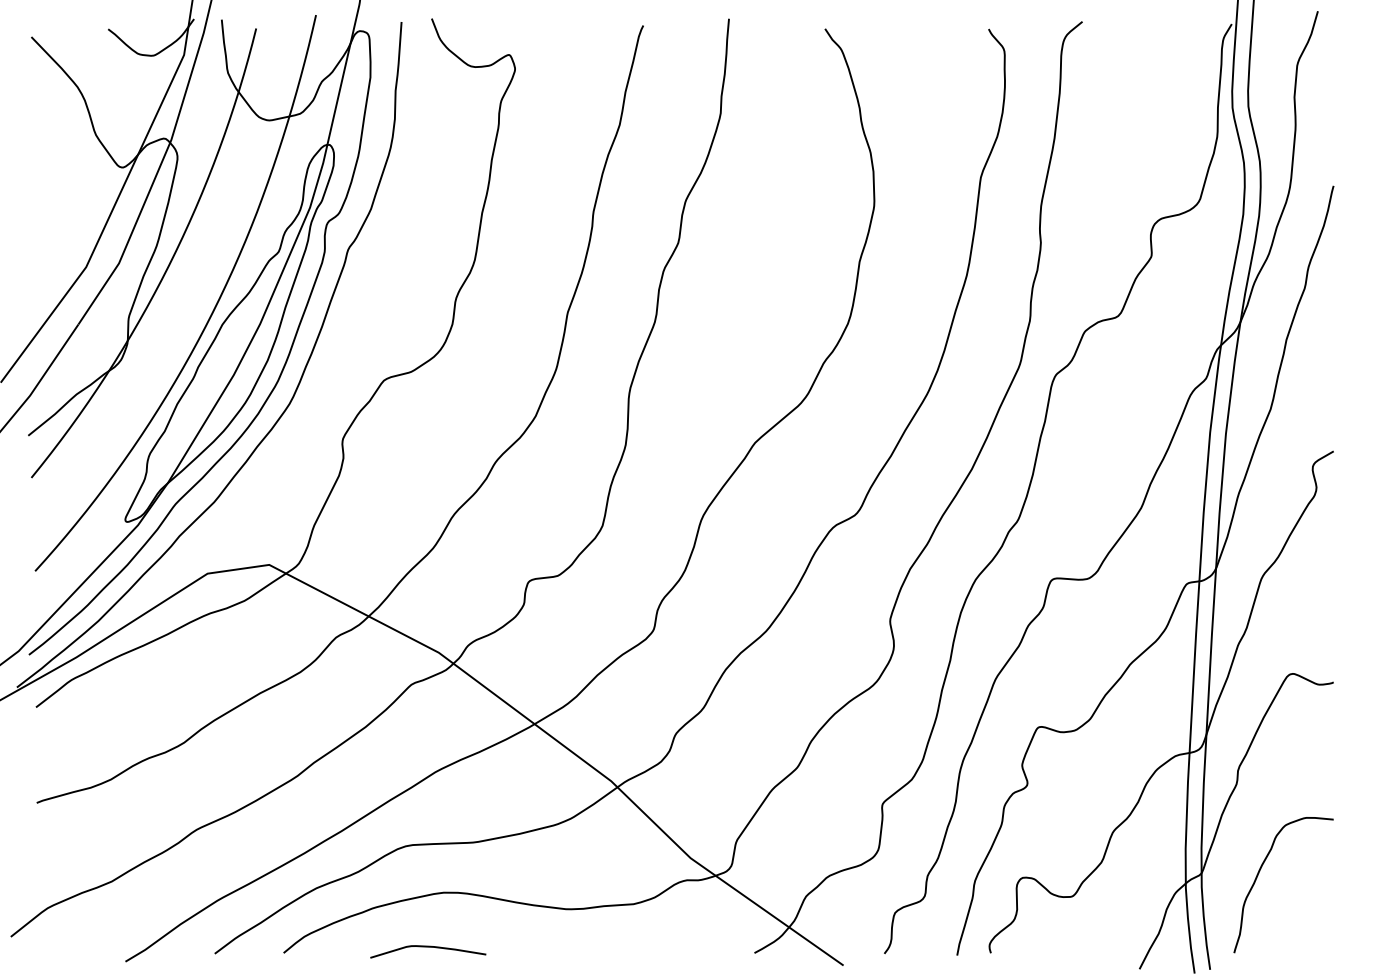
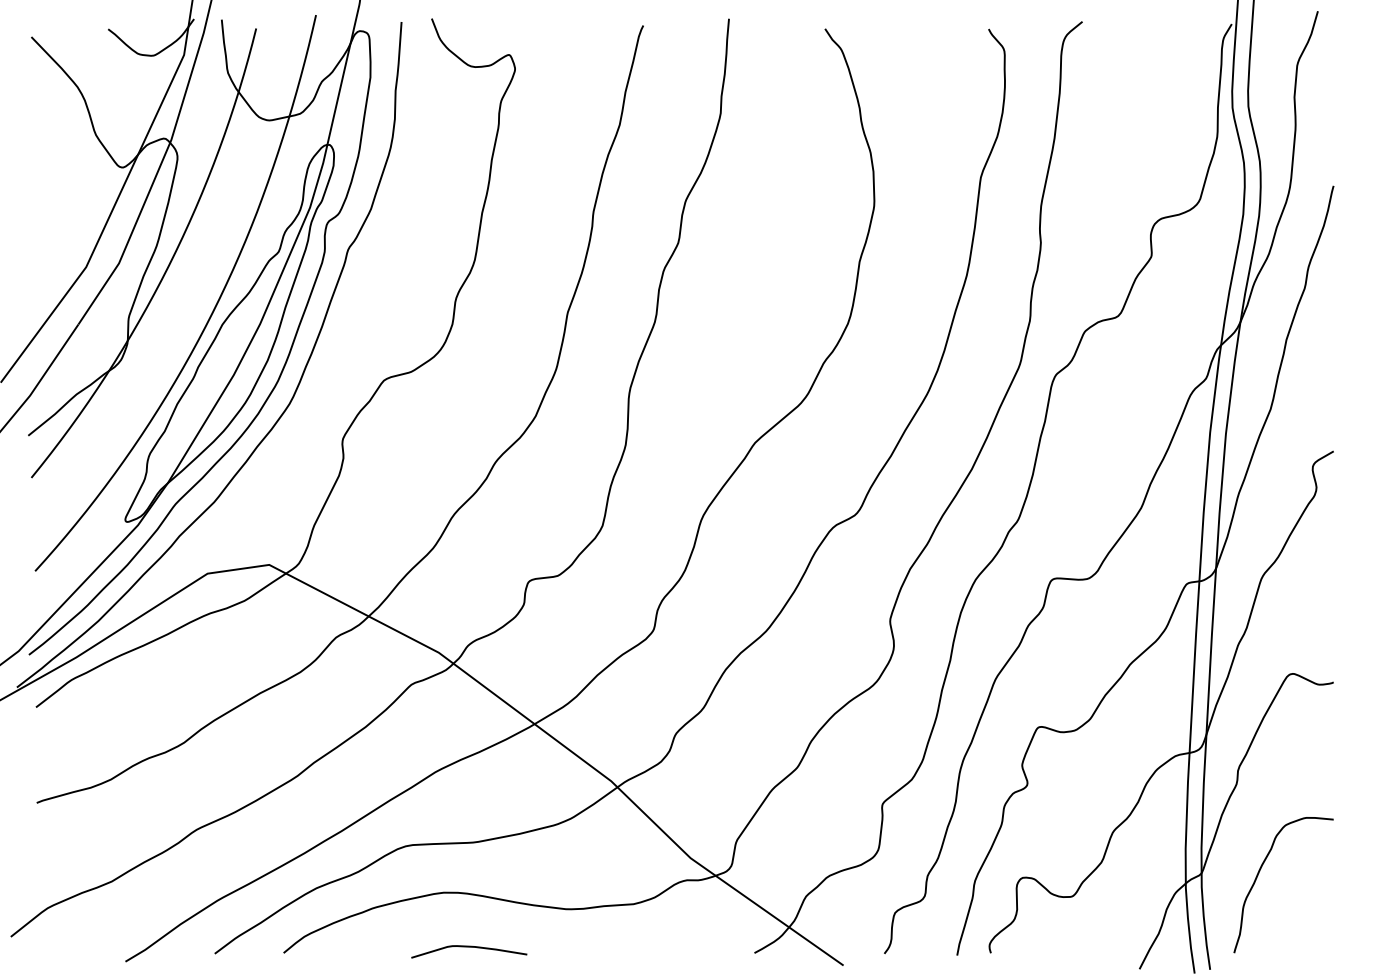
curve position: (428, 947) -> (469, 947) (469, 947)
